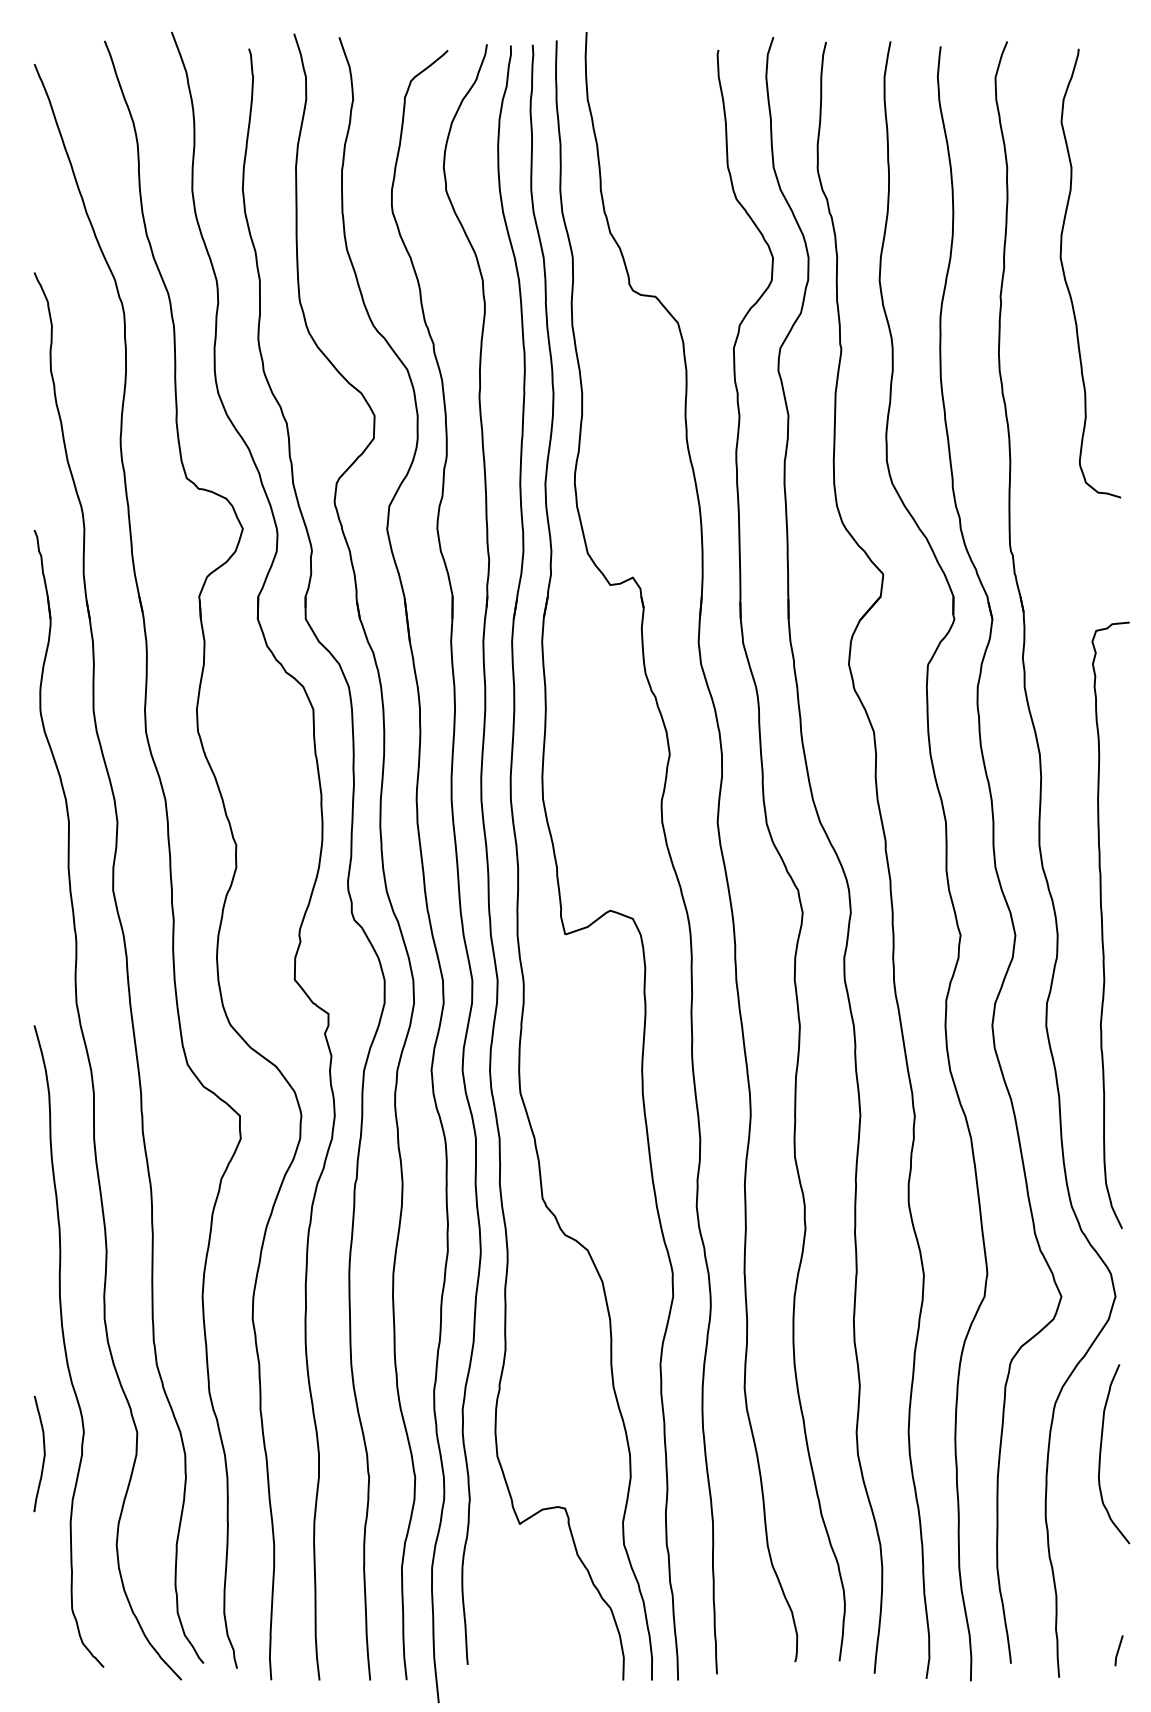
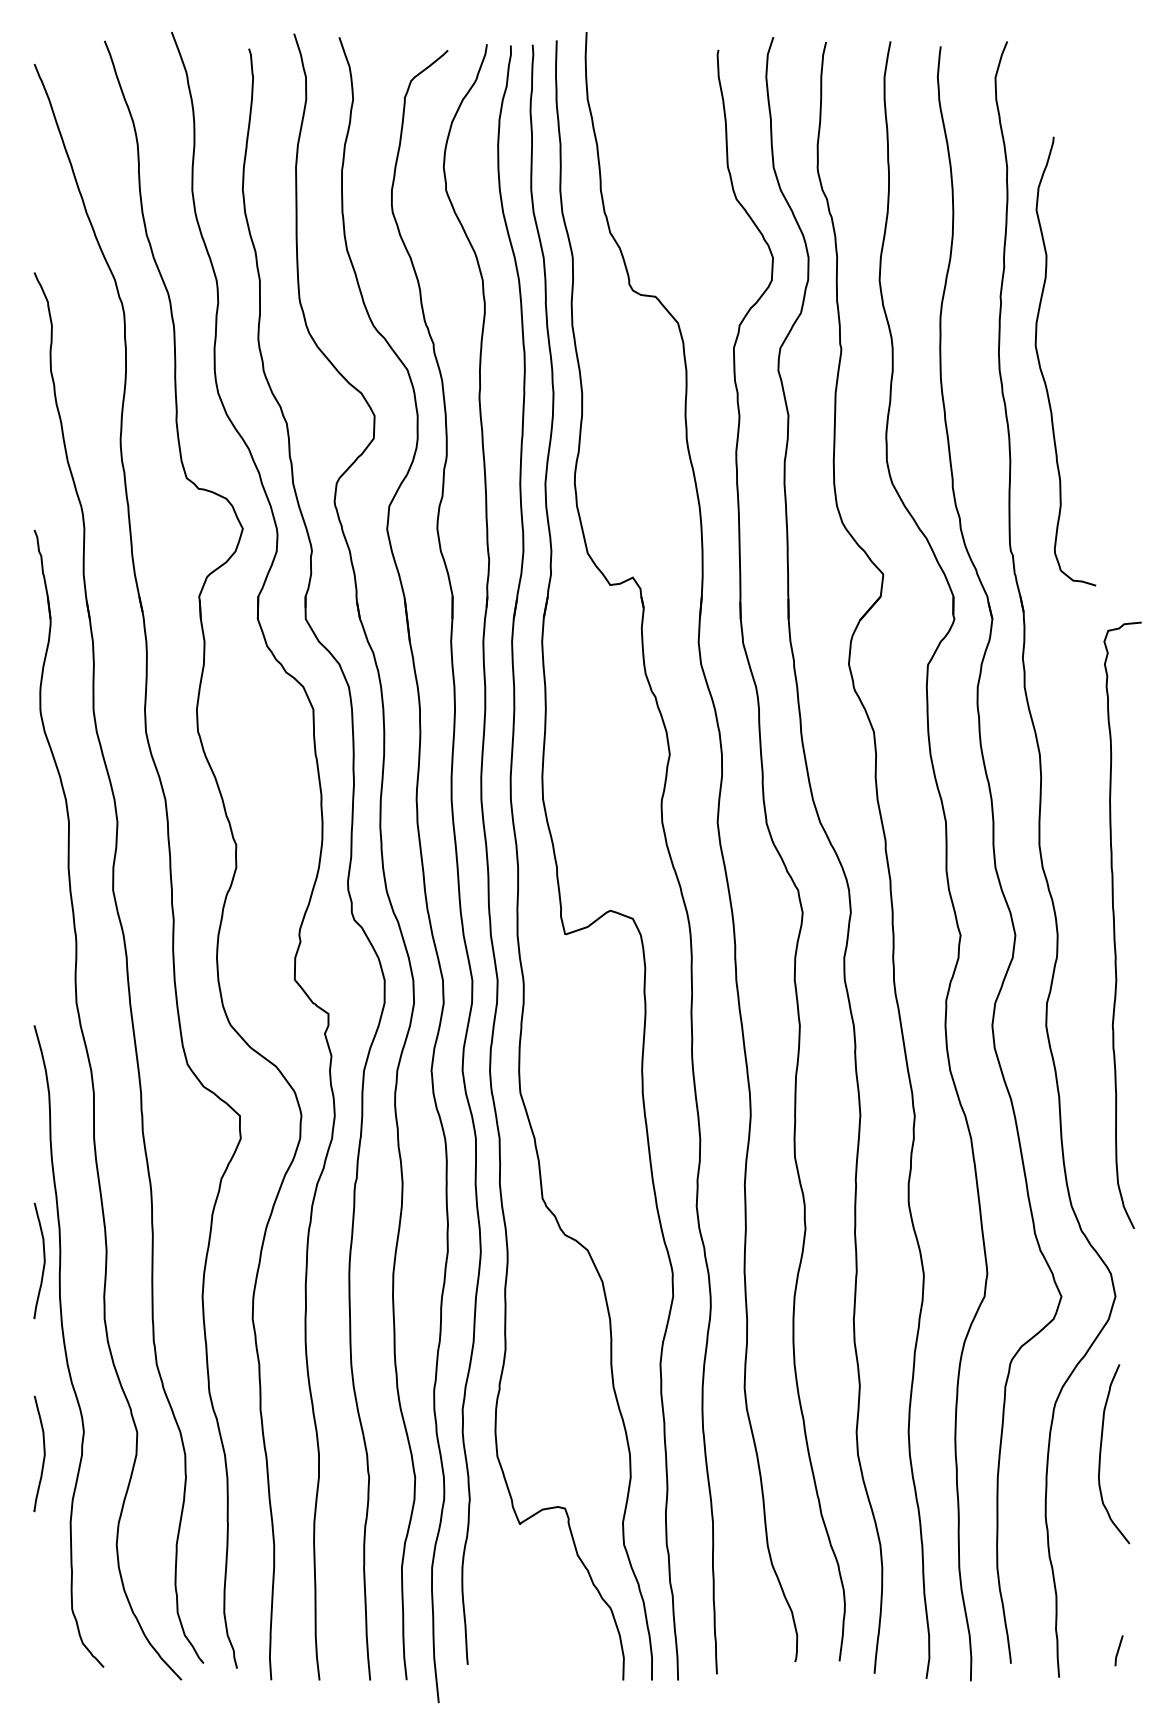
curve position: (1066, 280) -> (1041, 368) (1041, 368)
curve position: (1103, 928) -> (1115, 928) (1115, 928)
part: none -> present (39, 1260)
